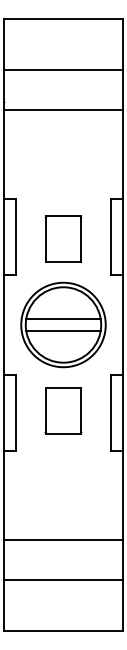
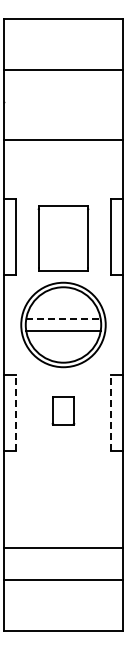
line position: (63, 110) -> (63, 140) (63, 140)
part size: 39x48 px -> 53x67 px (63, 238)
line: solid -> dashed (63, 318)
part size: 39x48 px -> 25x30 px (63, 410)
line: solid -> dashed (16, 413)
line: solid -> dashed (110, 413)
line position: (63, 539) -> (63, 547) (63, 547)
